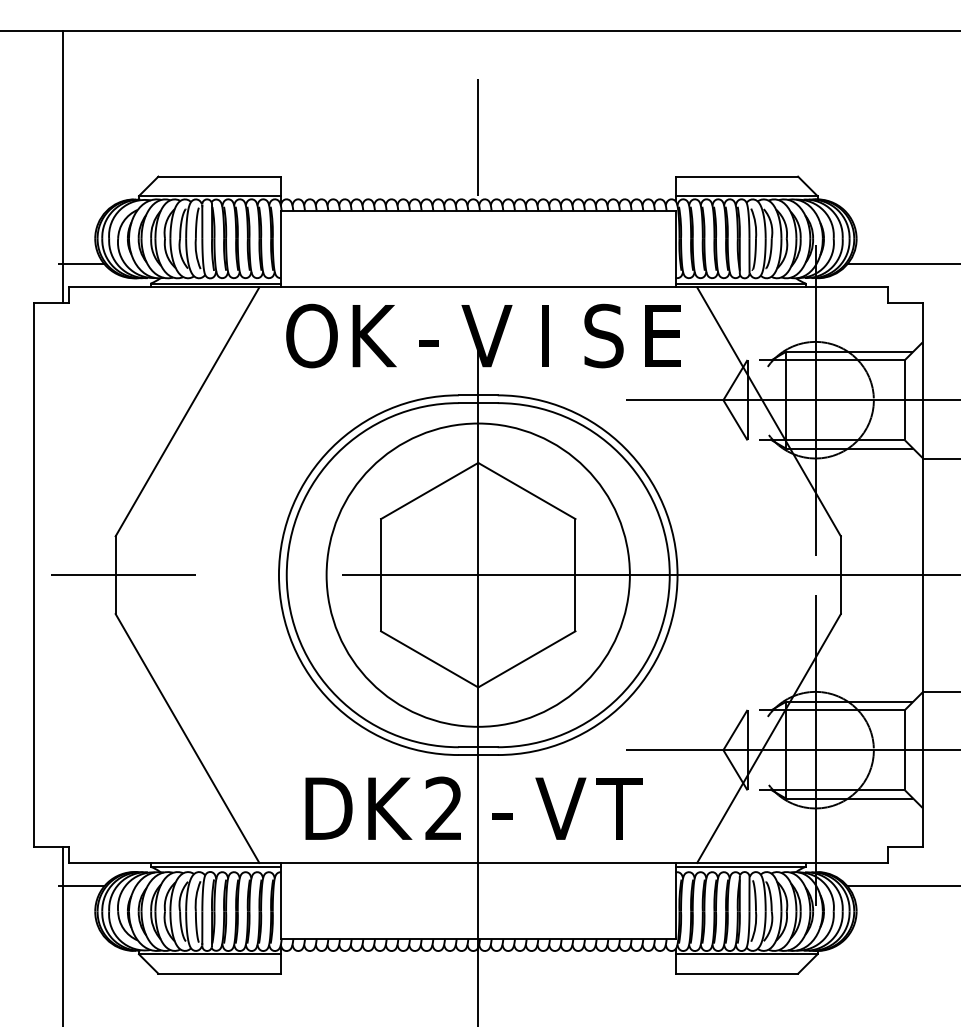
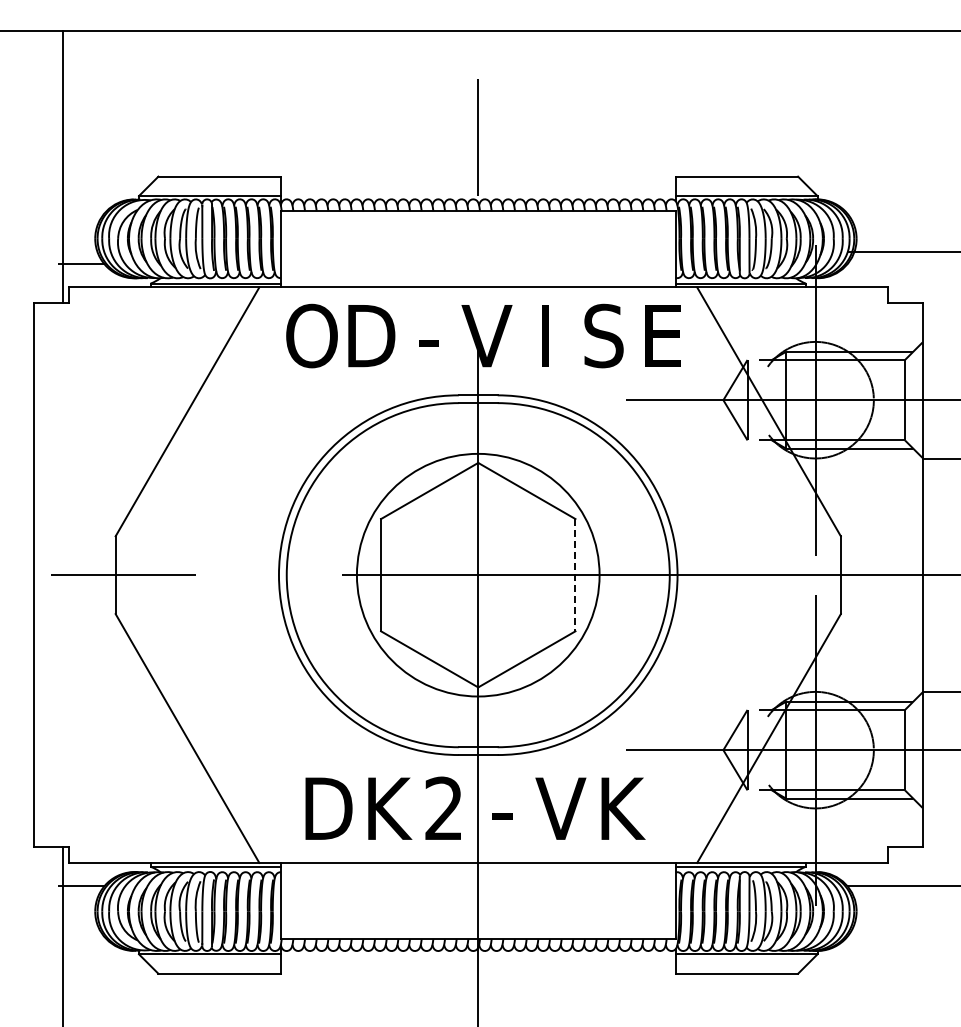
line position: (902, 264) -> (902, 252) (902, 252)
text: K -> D (372, 336)
circle diameter: 303 px -> 243 px (477, 574)
line: solid -> dashed (575, 575)
text: T -> K (620, 808)
